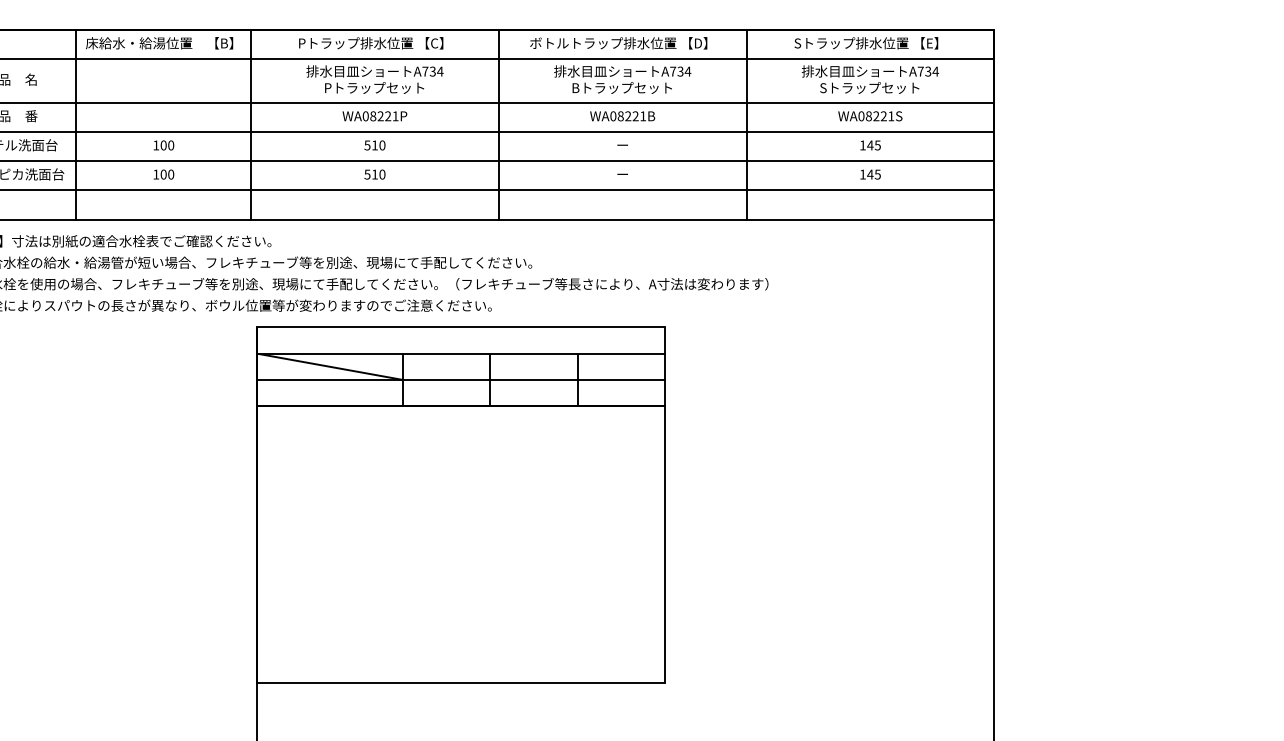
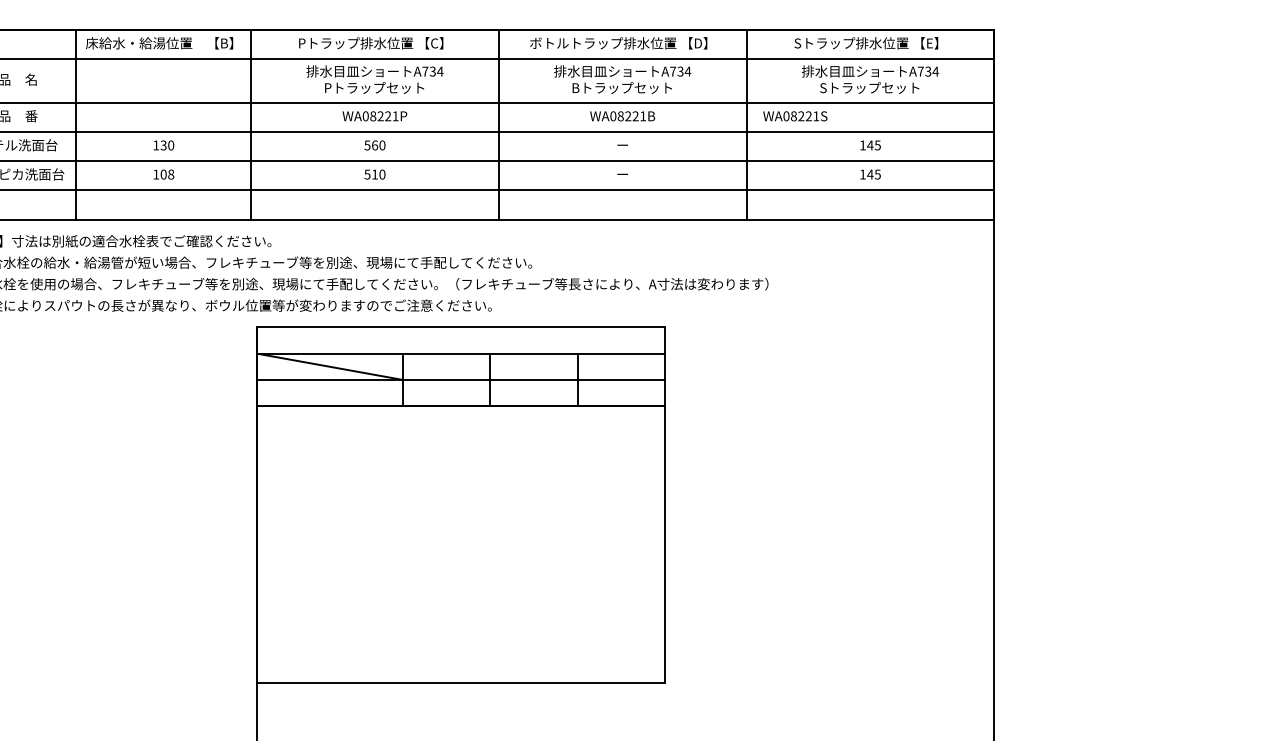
text position: (870, 116) -> (795, 116) (795, 116)
text: 100 -> 130 (163, 145)
text: 510 -> 560 (375, 145)
text: 100 -> 108 (171, 174)
